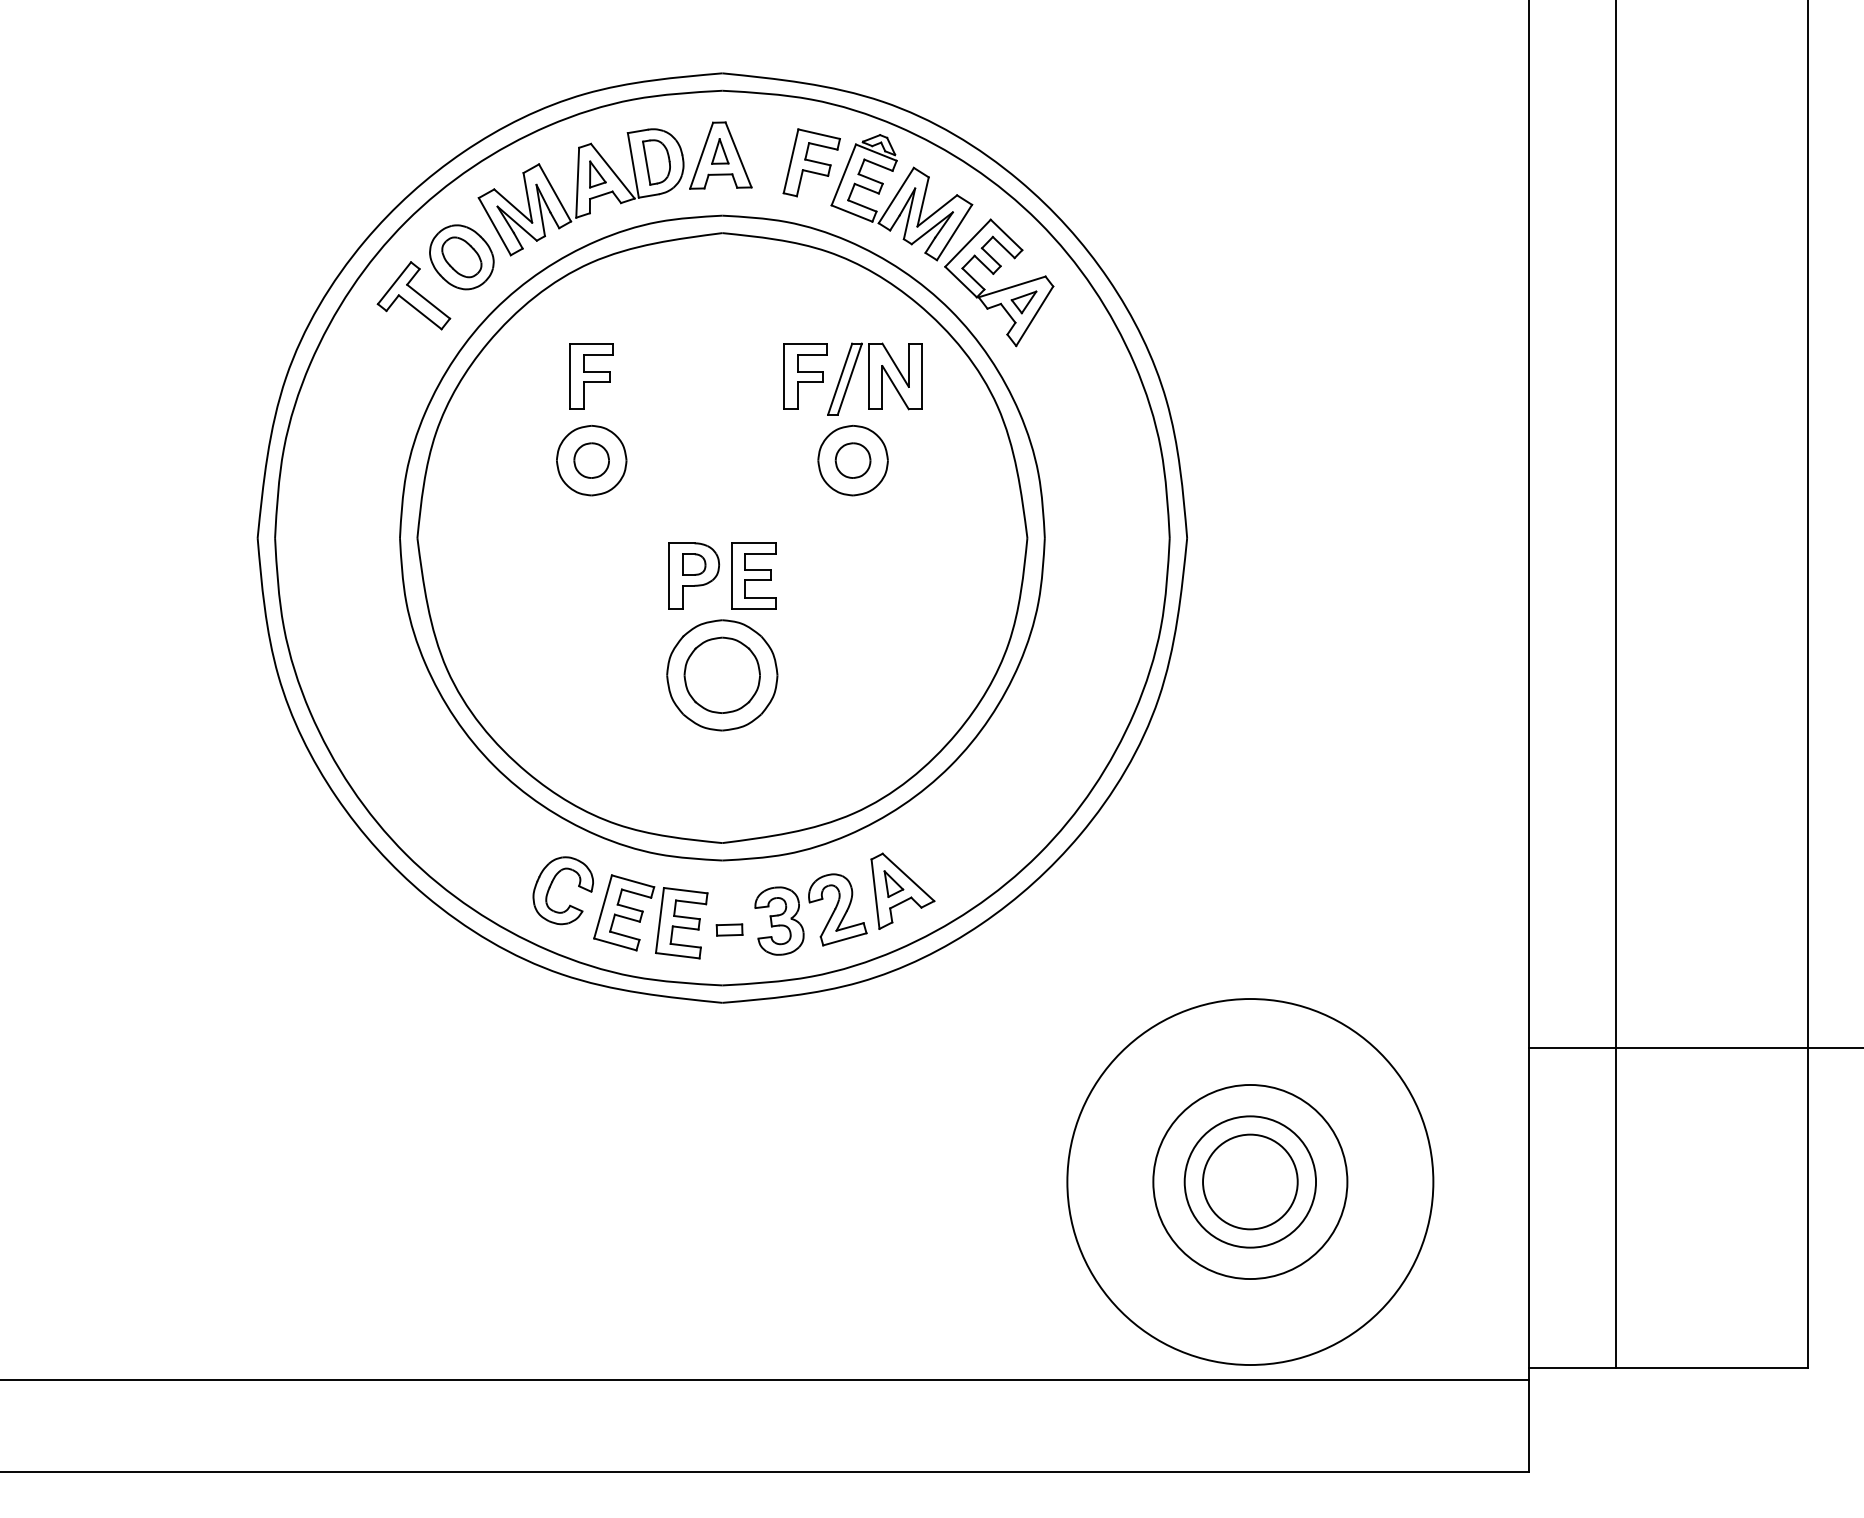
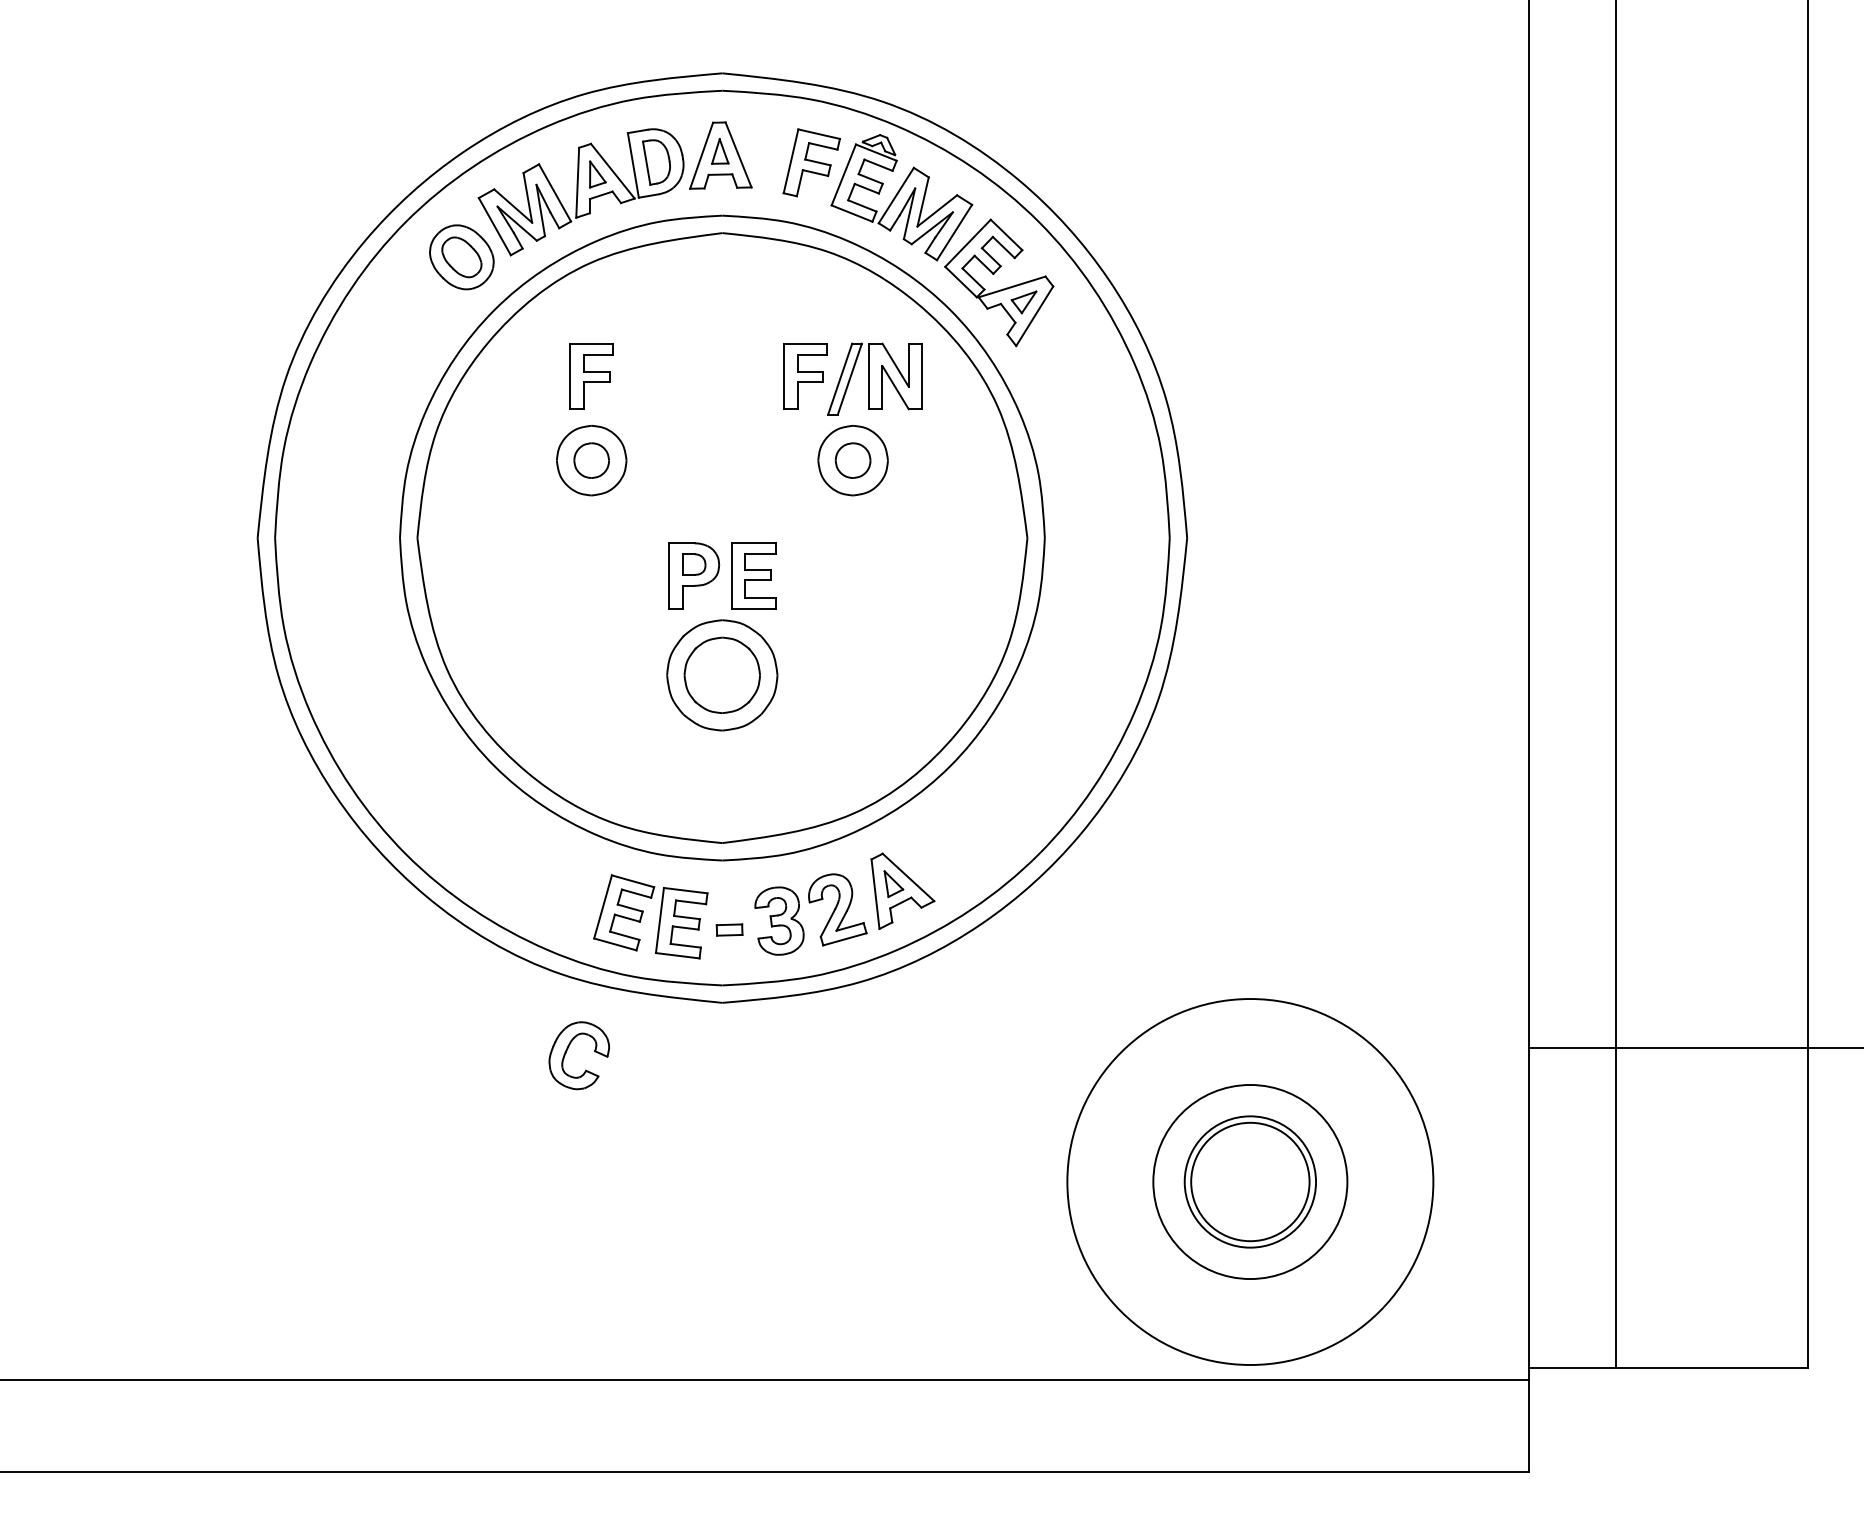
part: present -> none (413, 295)
part position: (551, 886) -> (567, 1051) (567, 1051)
circle diameter: 95 px -> 118 px (1250, 1181)
